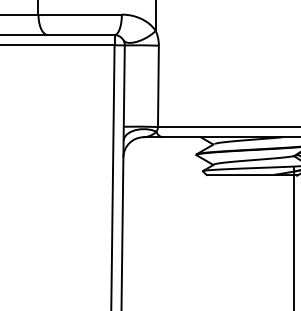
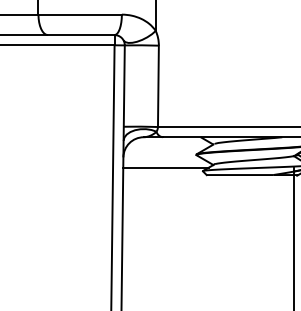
line: none -> present (166, 167)
